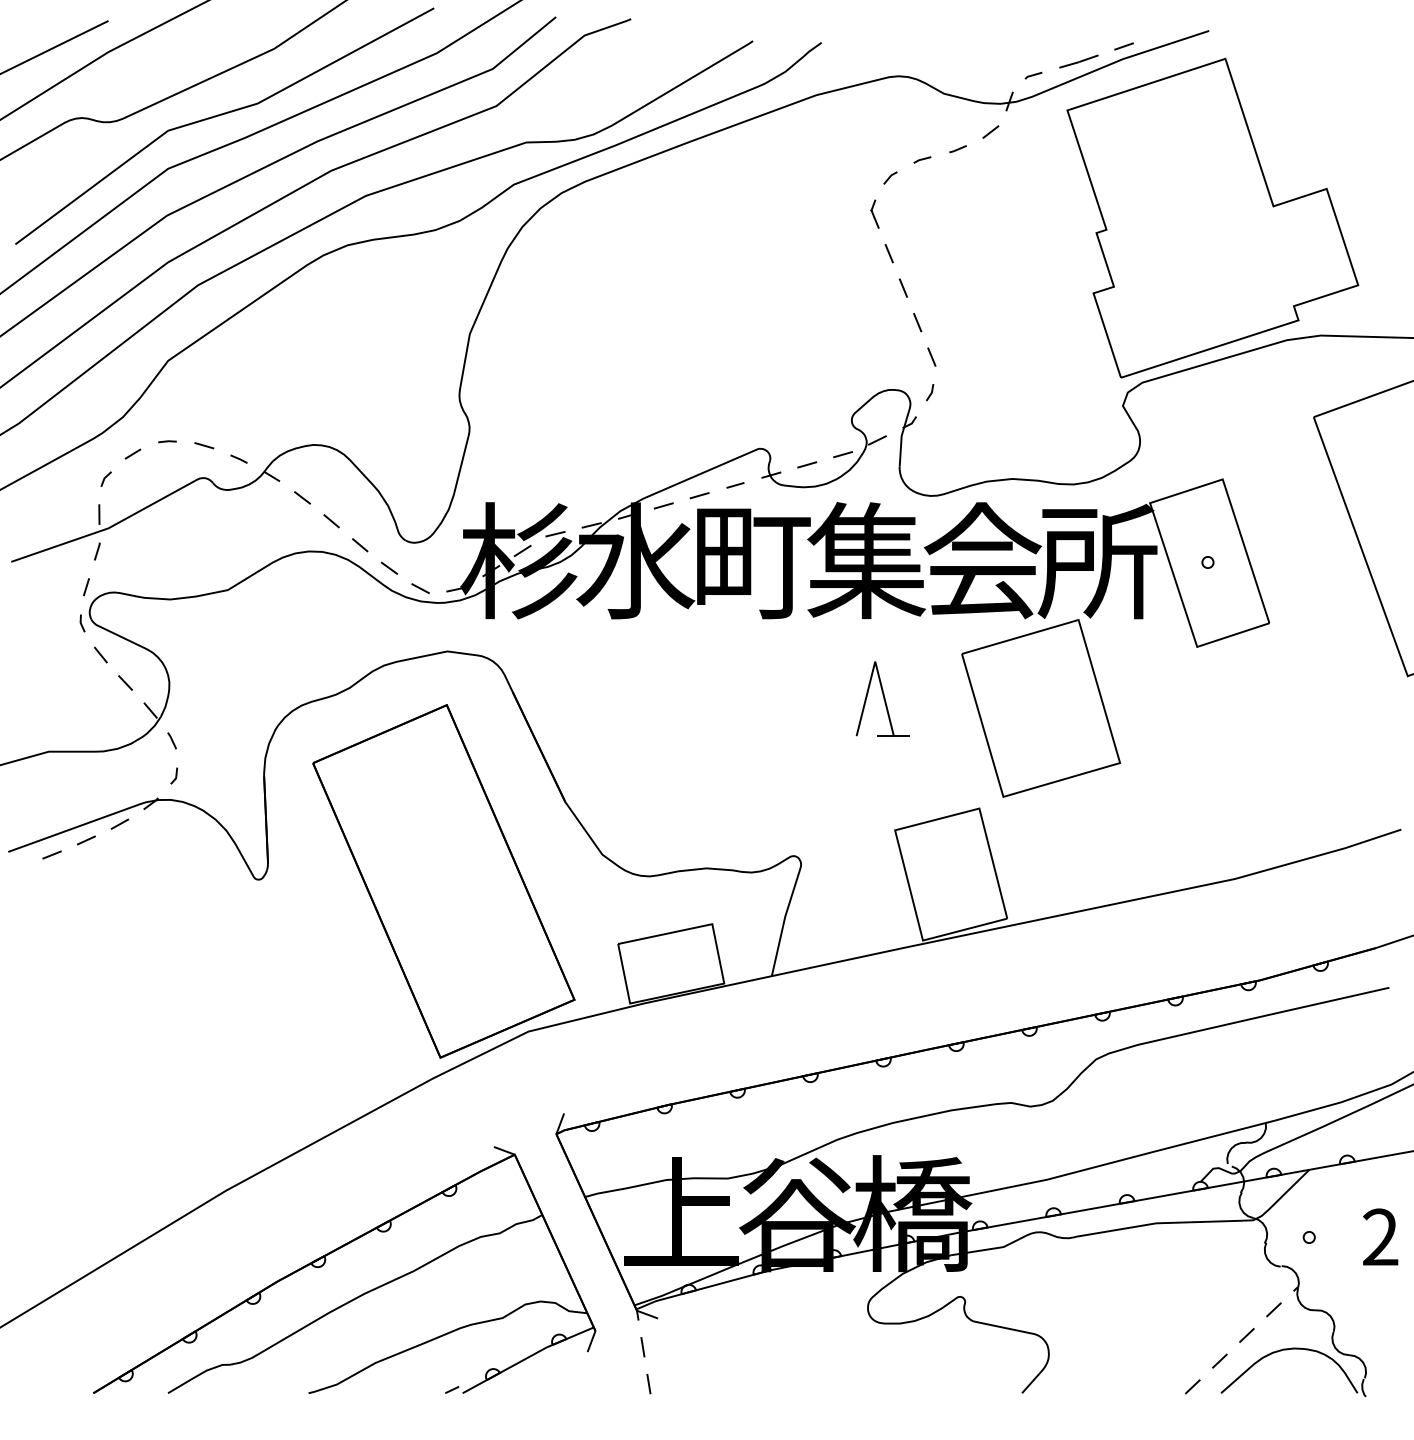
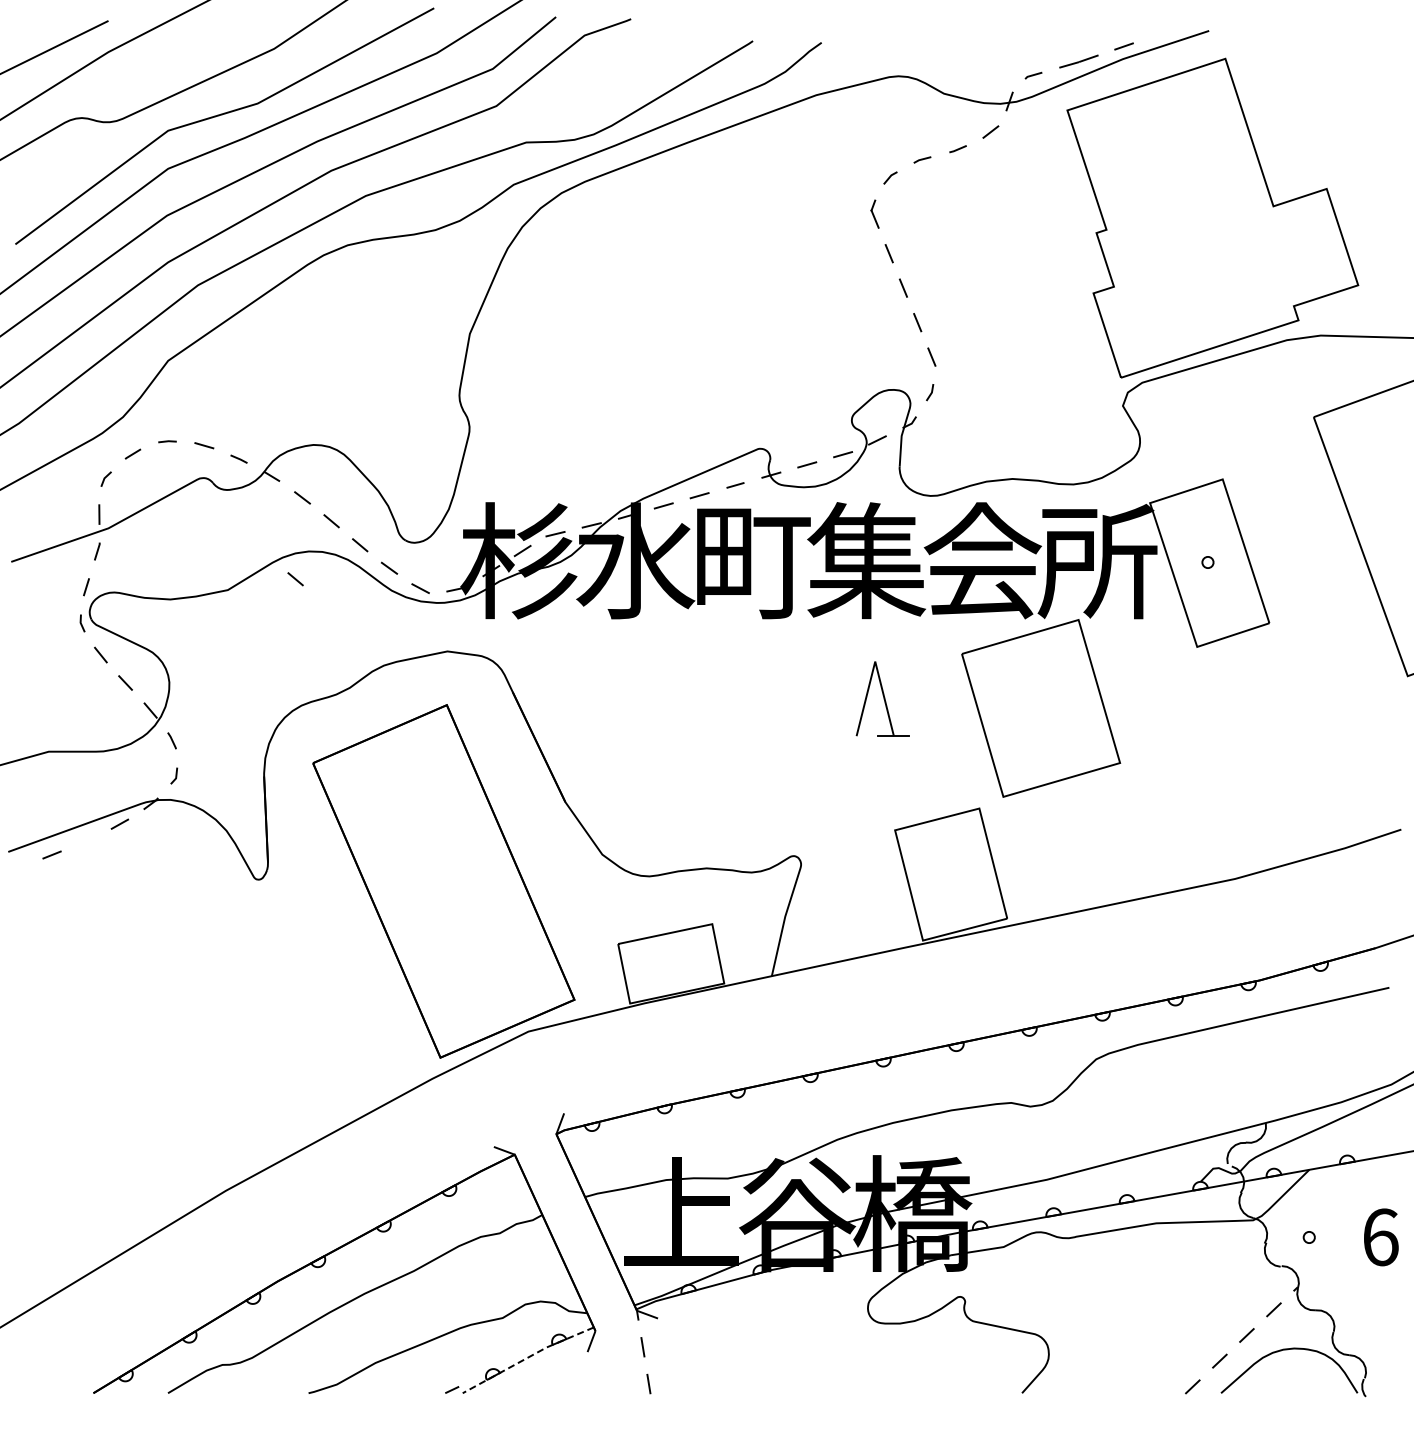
line: none -> present (295, 579)
line: present -> none (86, 840)
text: 2 -> 6 (1380, 1237)
line: solid -> dashed (527, 1357)
